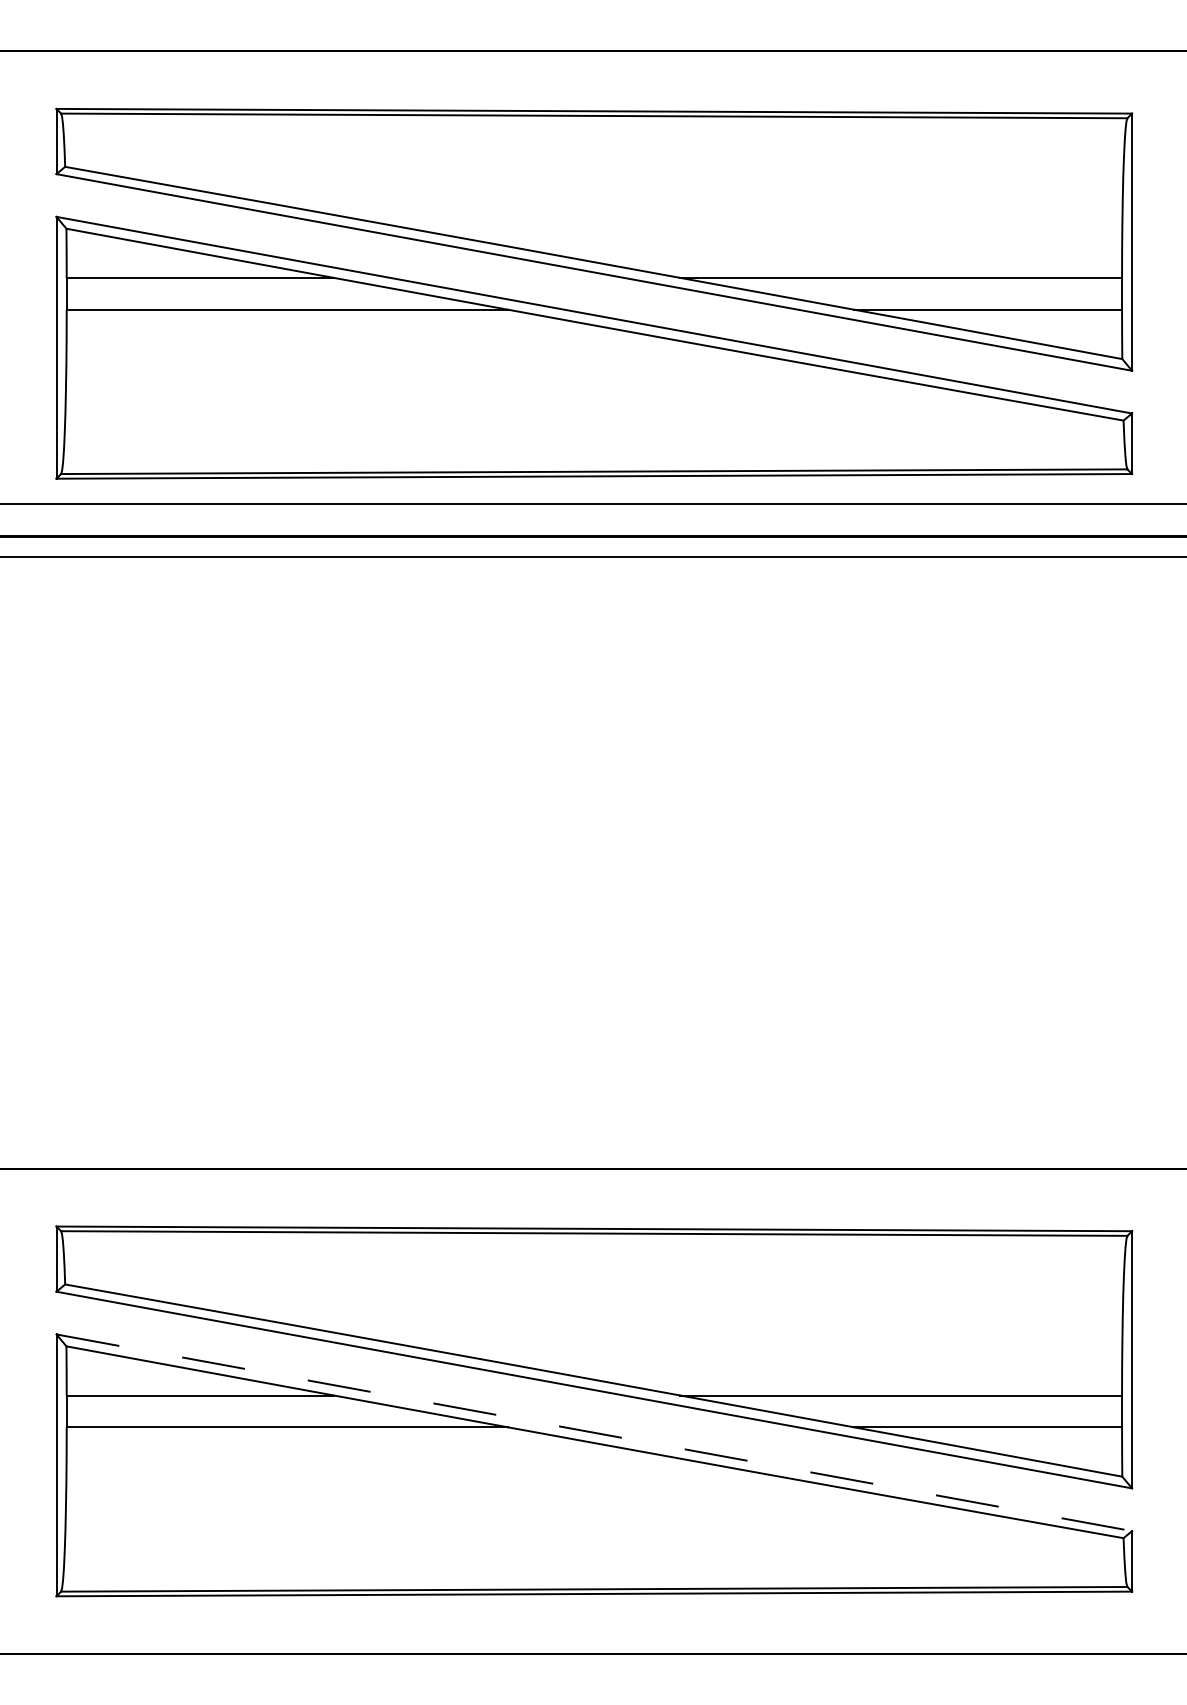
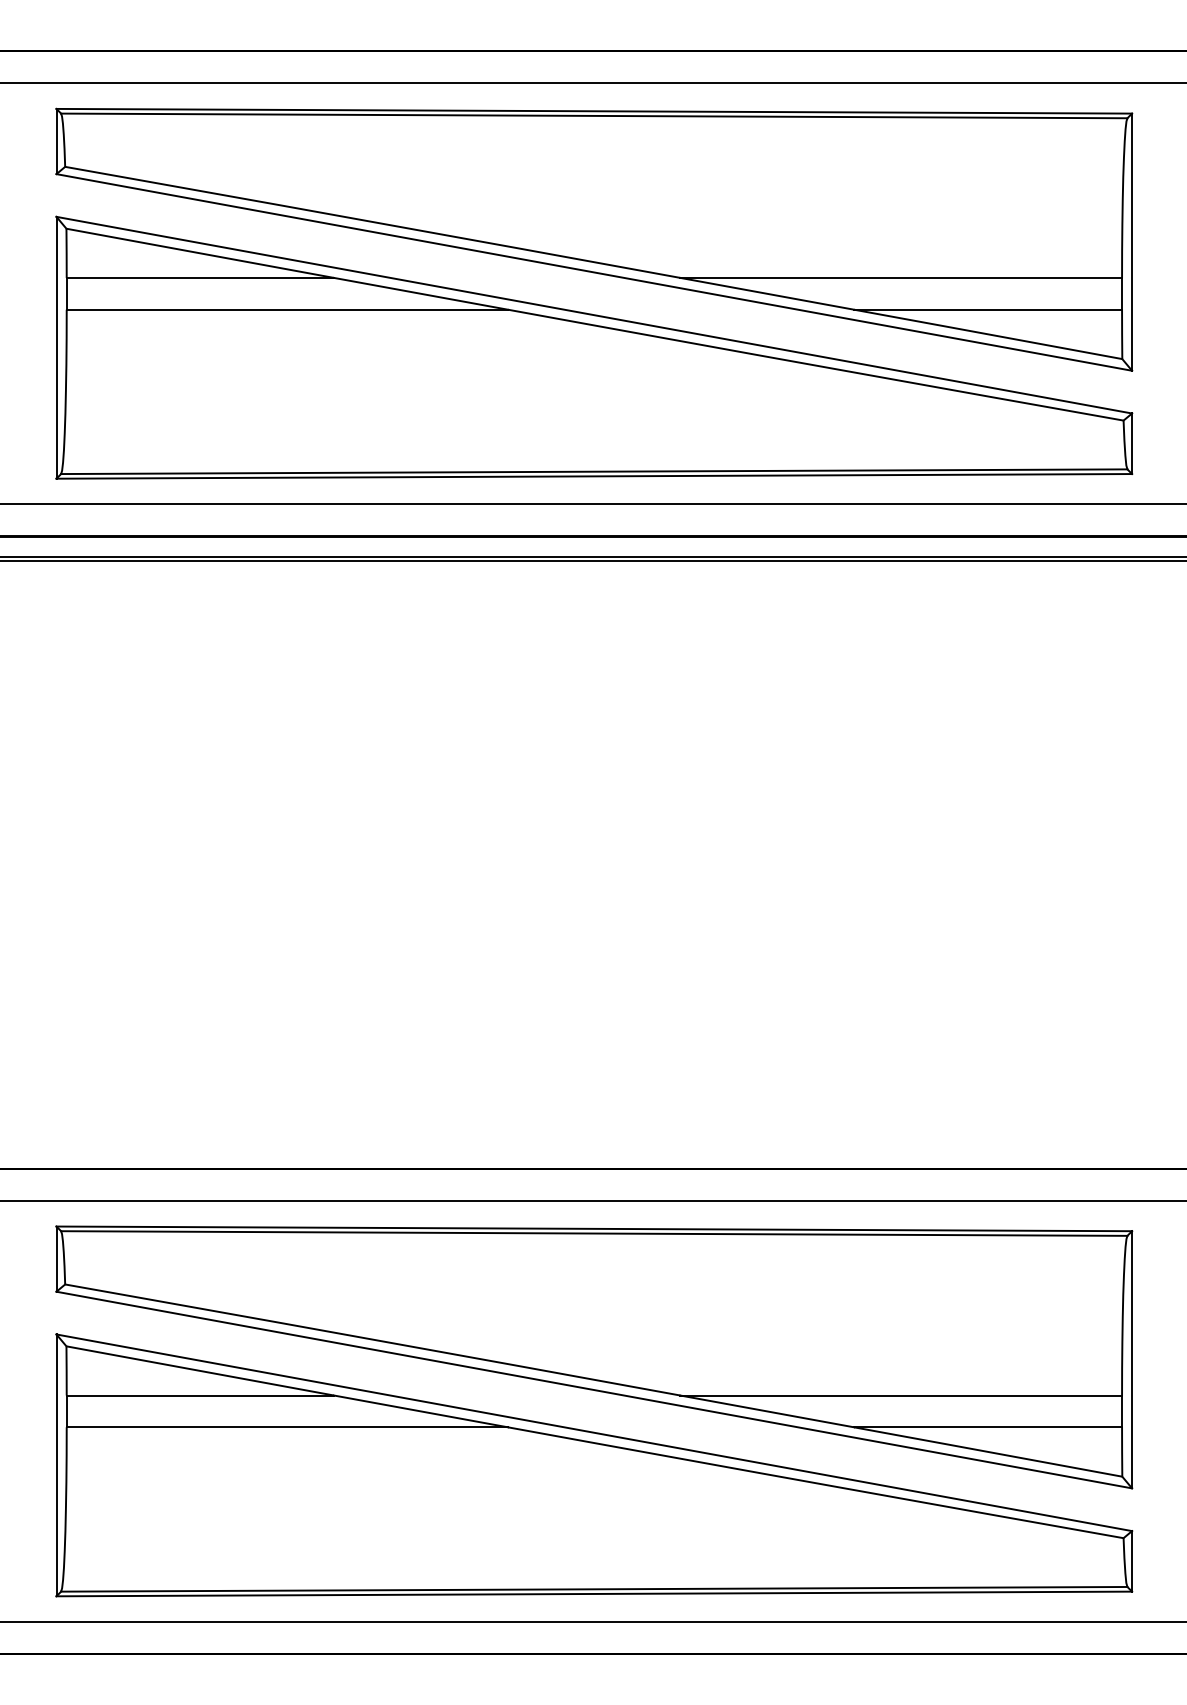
line: none -> present (592, 83)
line: none -> present (592, 560)
line: none -> present (592, 1200)
line: dashed -> solid (594, 1432)
line: none -> present (592, 1621)
